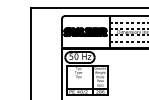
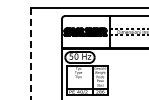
line: present -> none (127, 22)
line: present -> none (127, 41)
line: solid -> dashed (31, 53)
